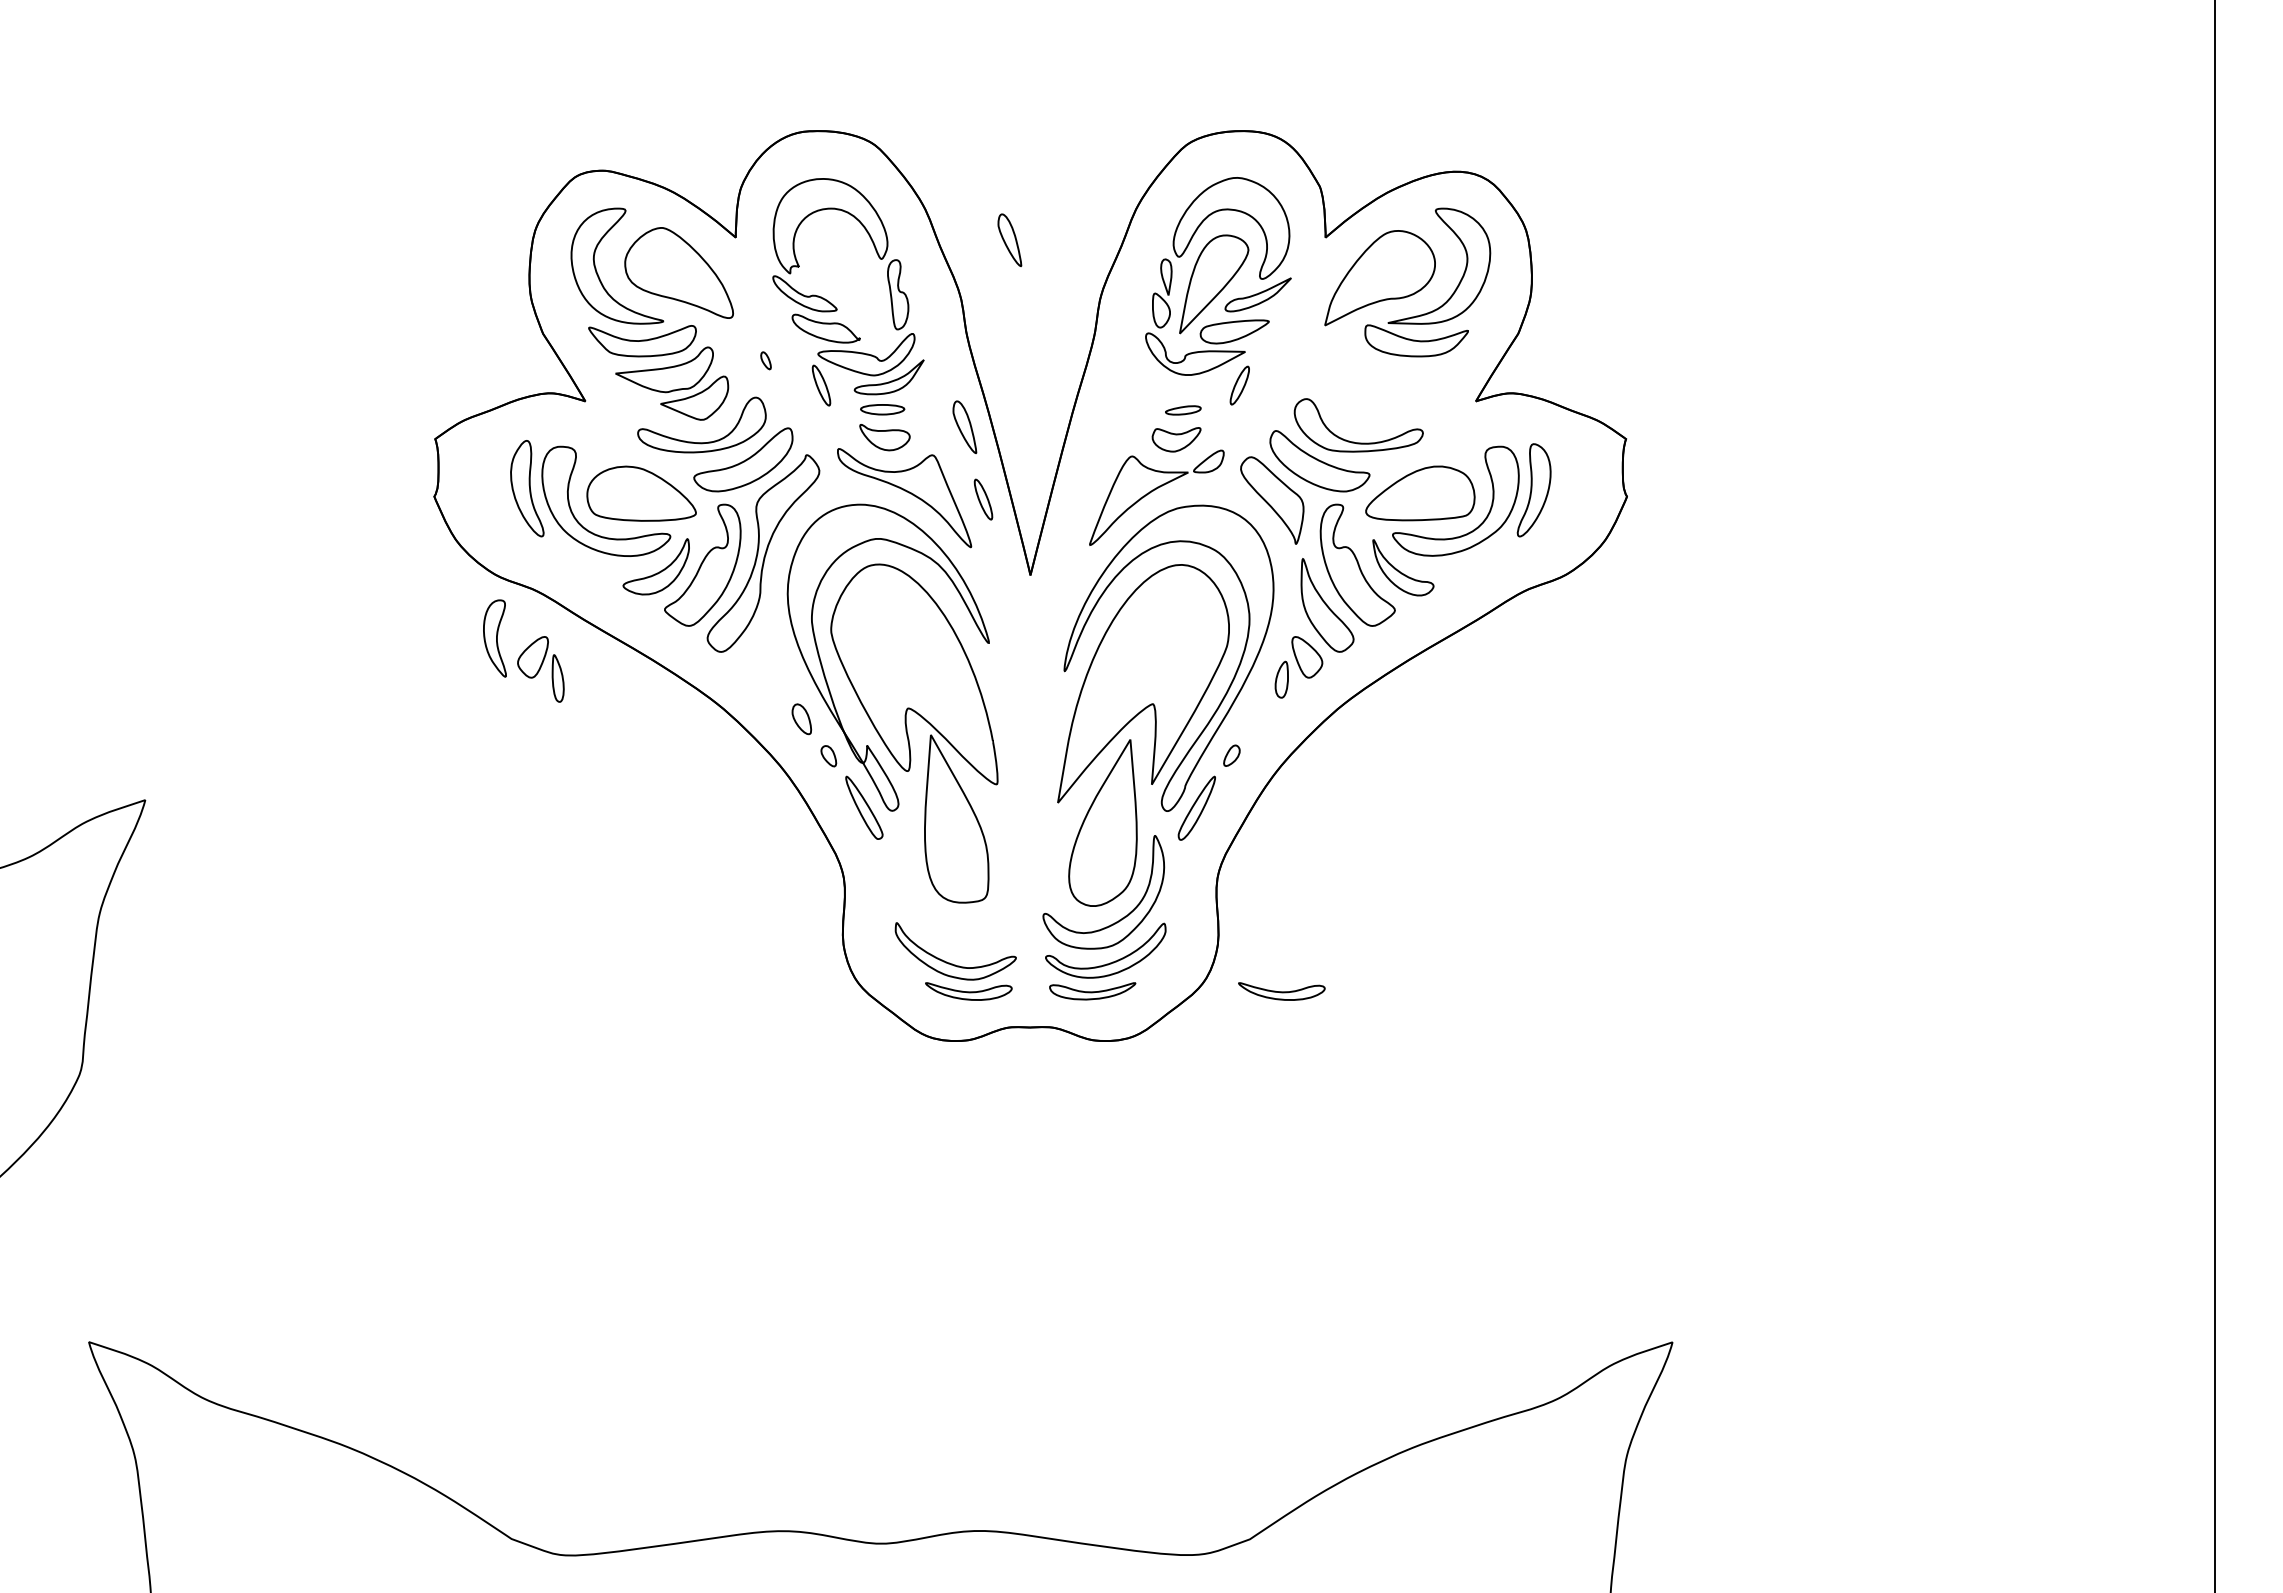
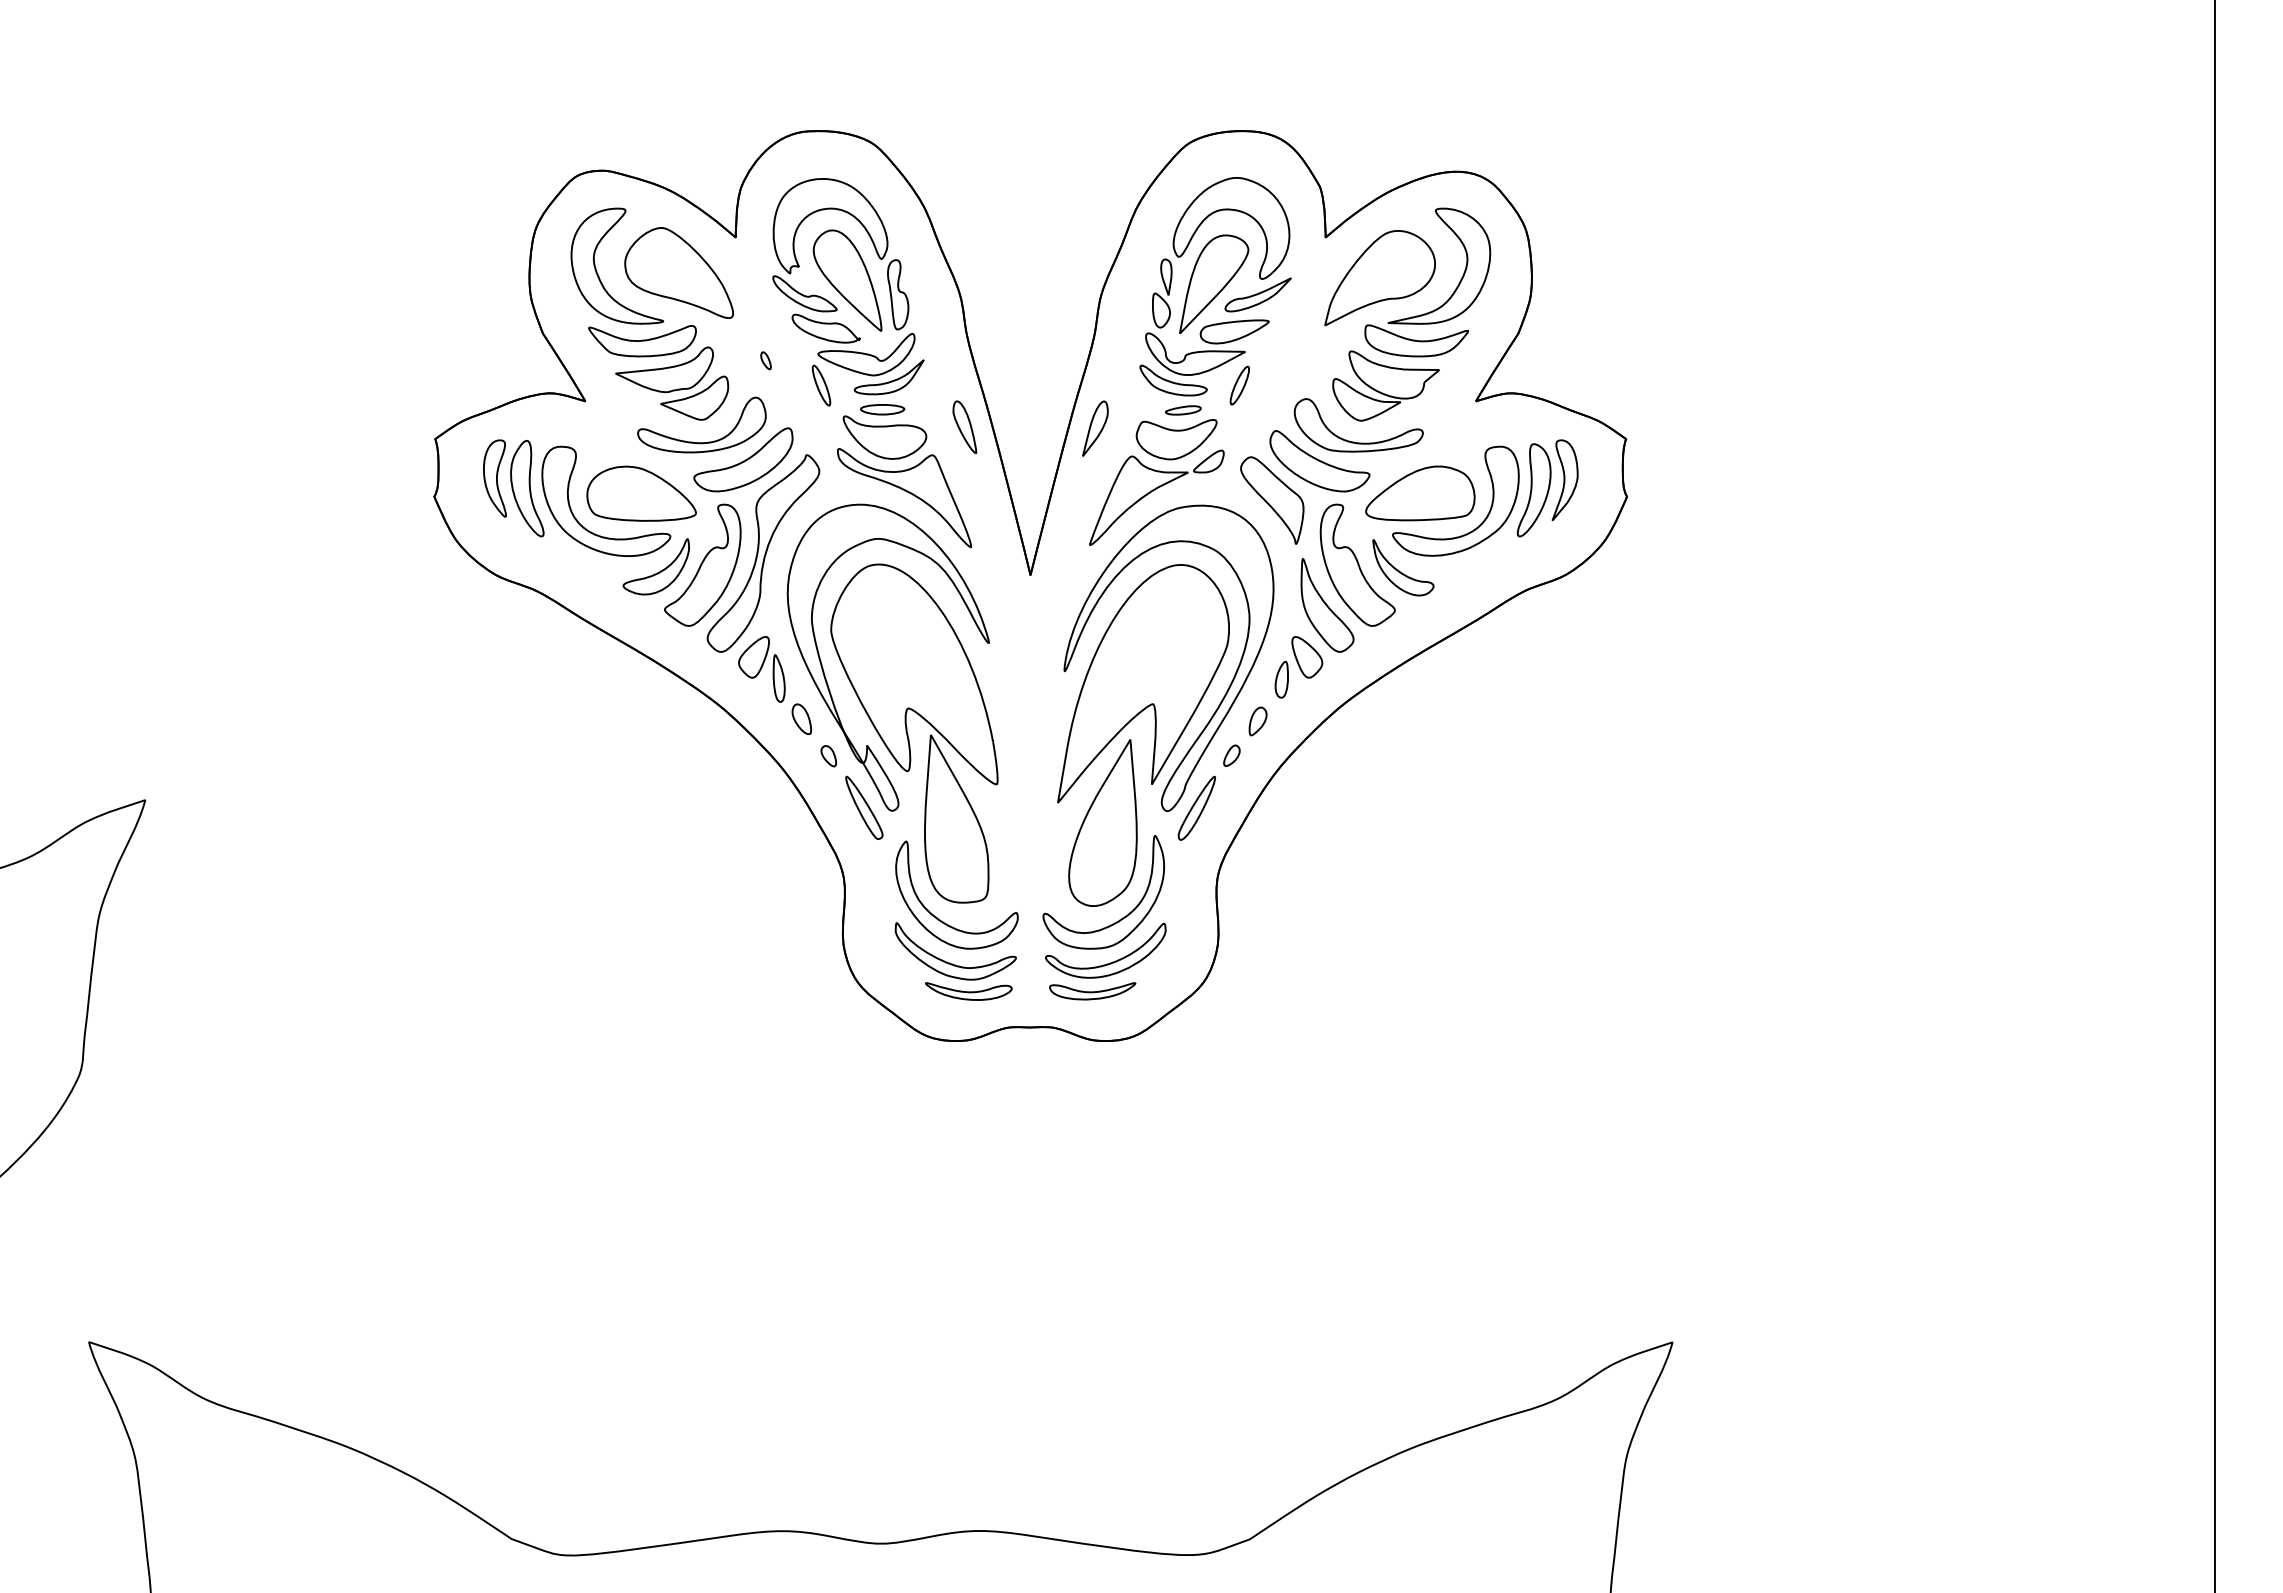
part: present -> none (1009, 239)
part: none -> present (847, 280)
part: none -> present (1173, 380)
part: none -> present (1385, 385)
part: none -> present (1095, 428)
part size: 52x28 px -> 86x45 px (884, 437)
part size: 51x26 px -> 83x42 px (1176, 439)
part: none -> present (1564, 479)
part: present -> none (983, 499)
part position: (494, 638) -> (494, 478) (494, 478)
part position: (540, 669) -> (761, 669) (761, 669)
part: none -> present (1257, 721)
part: none -> present (940, 919)
part: present -> none (1281, 991)
